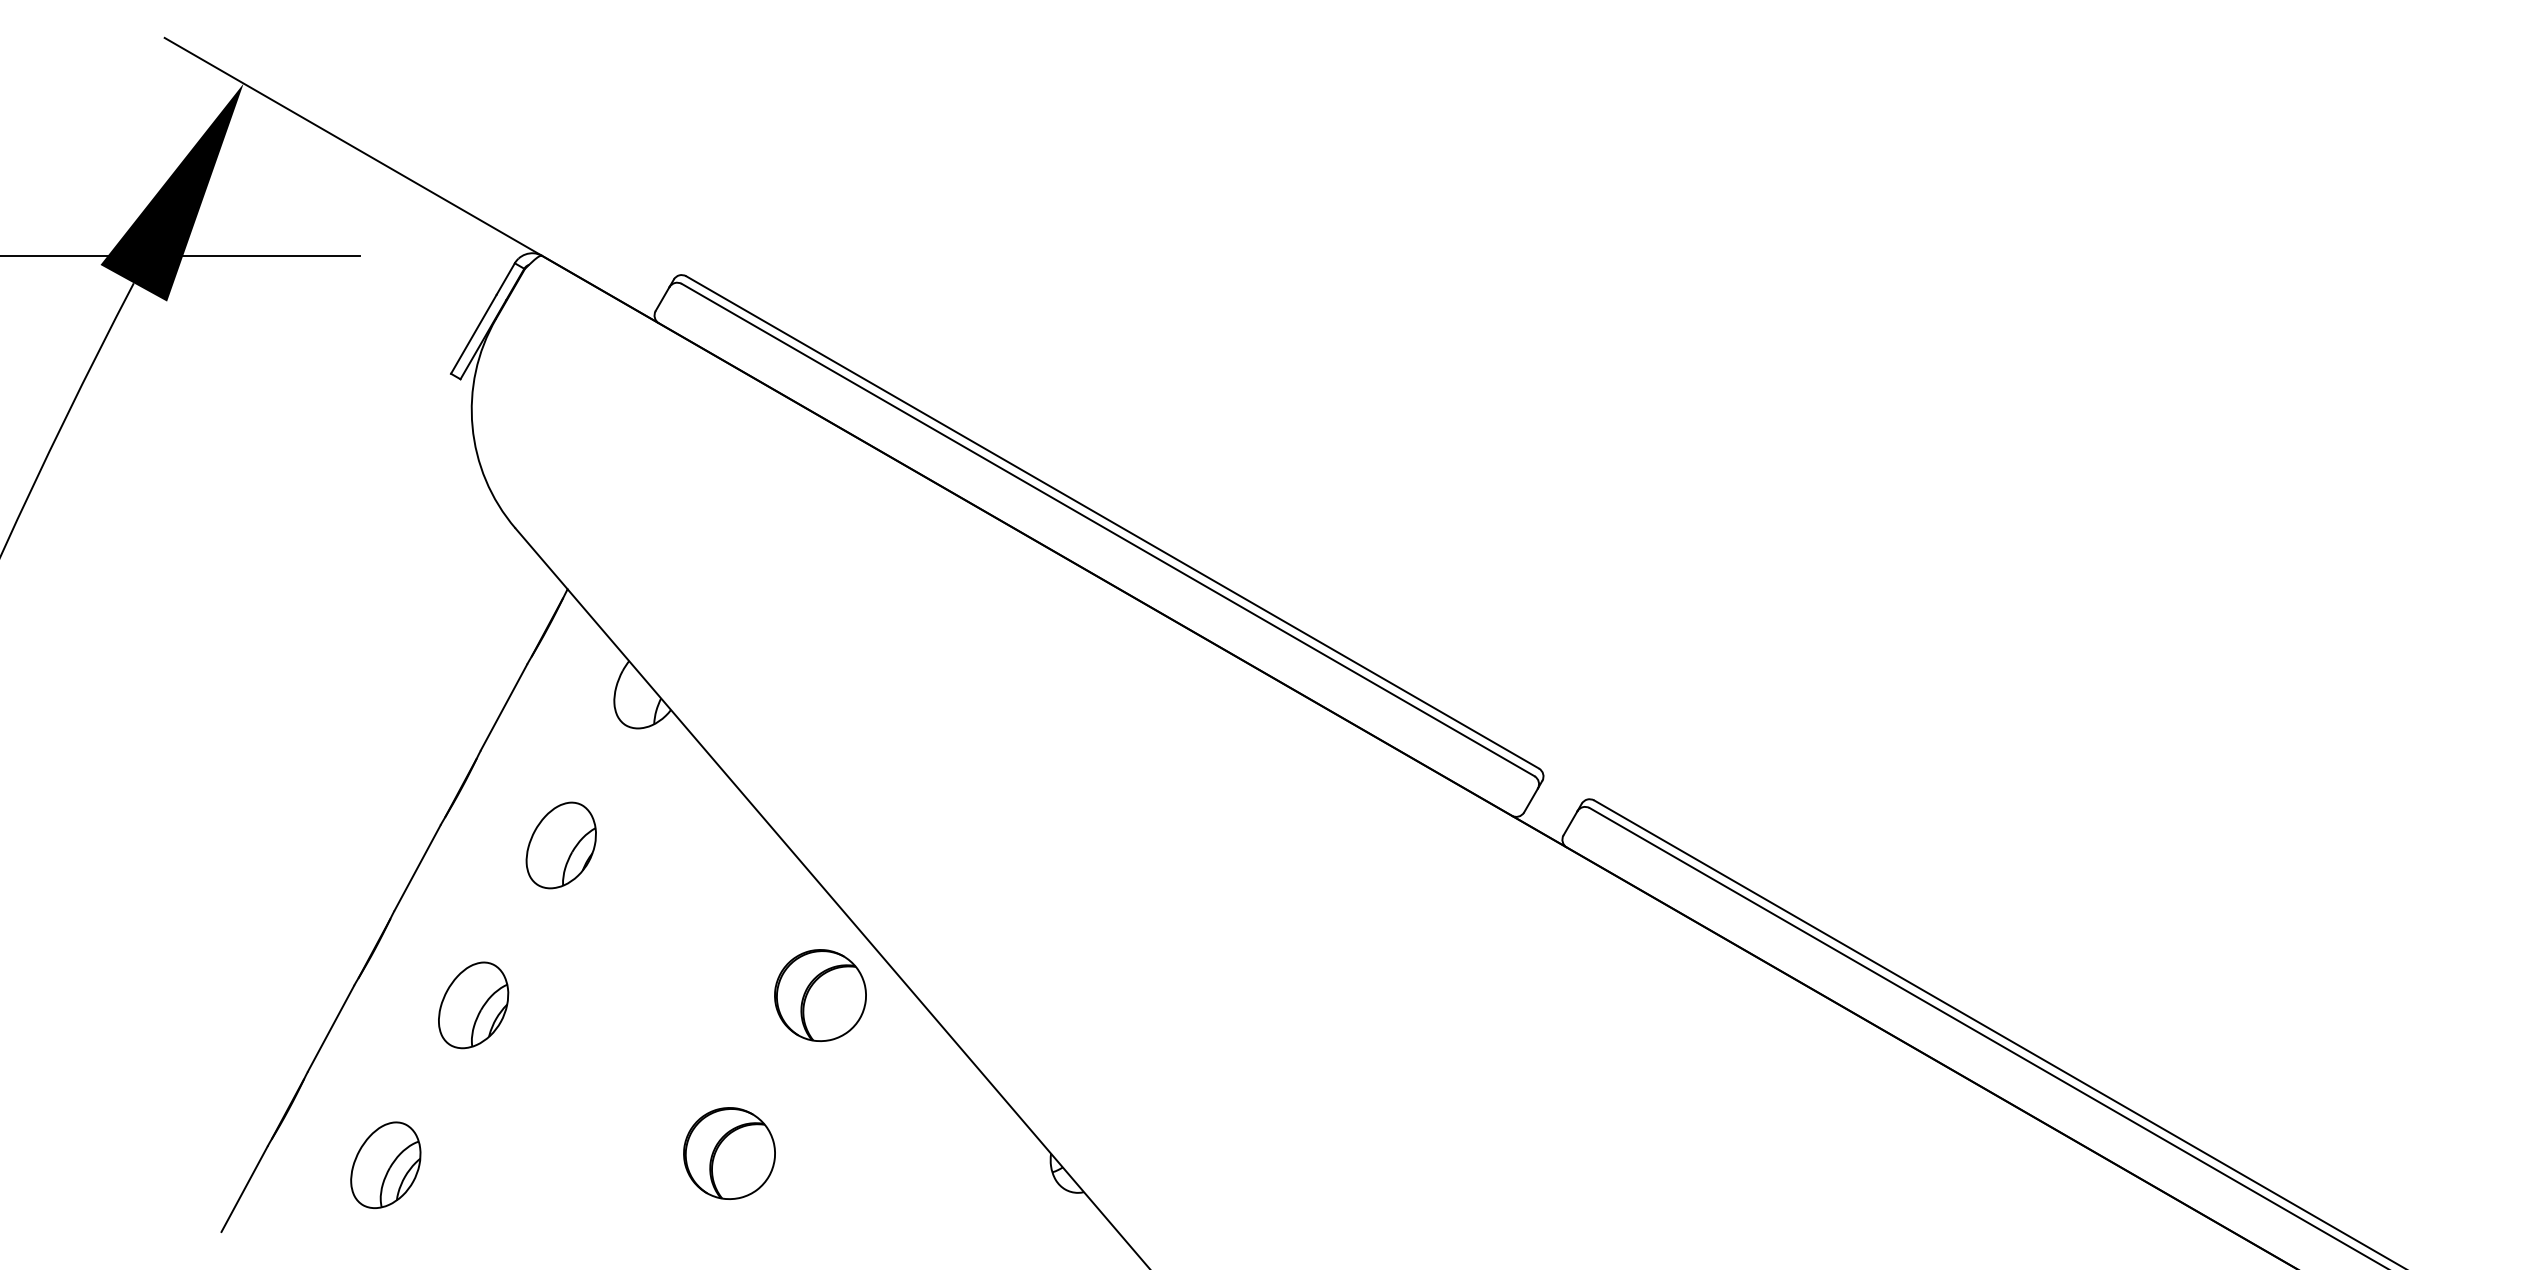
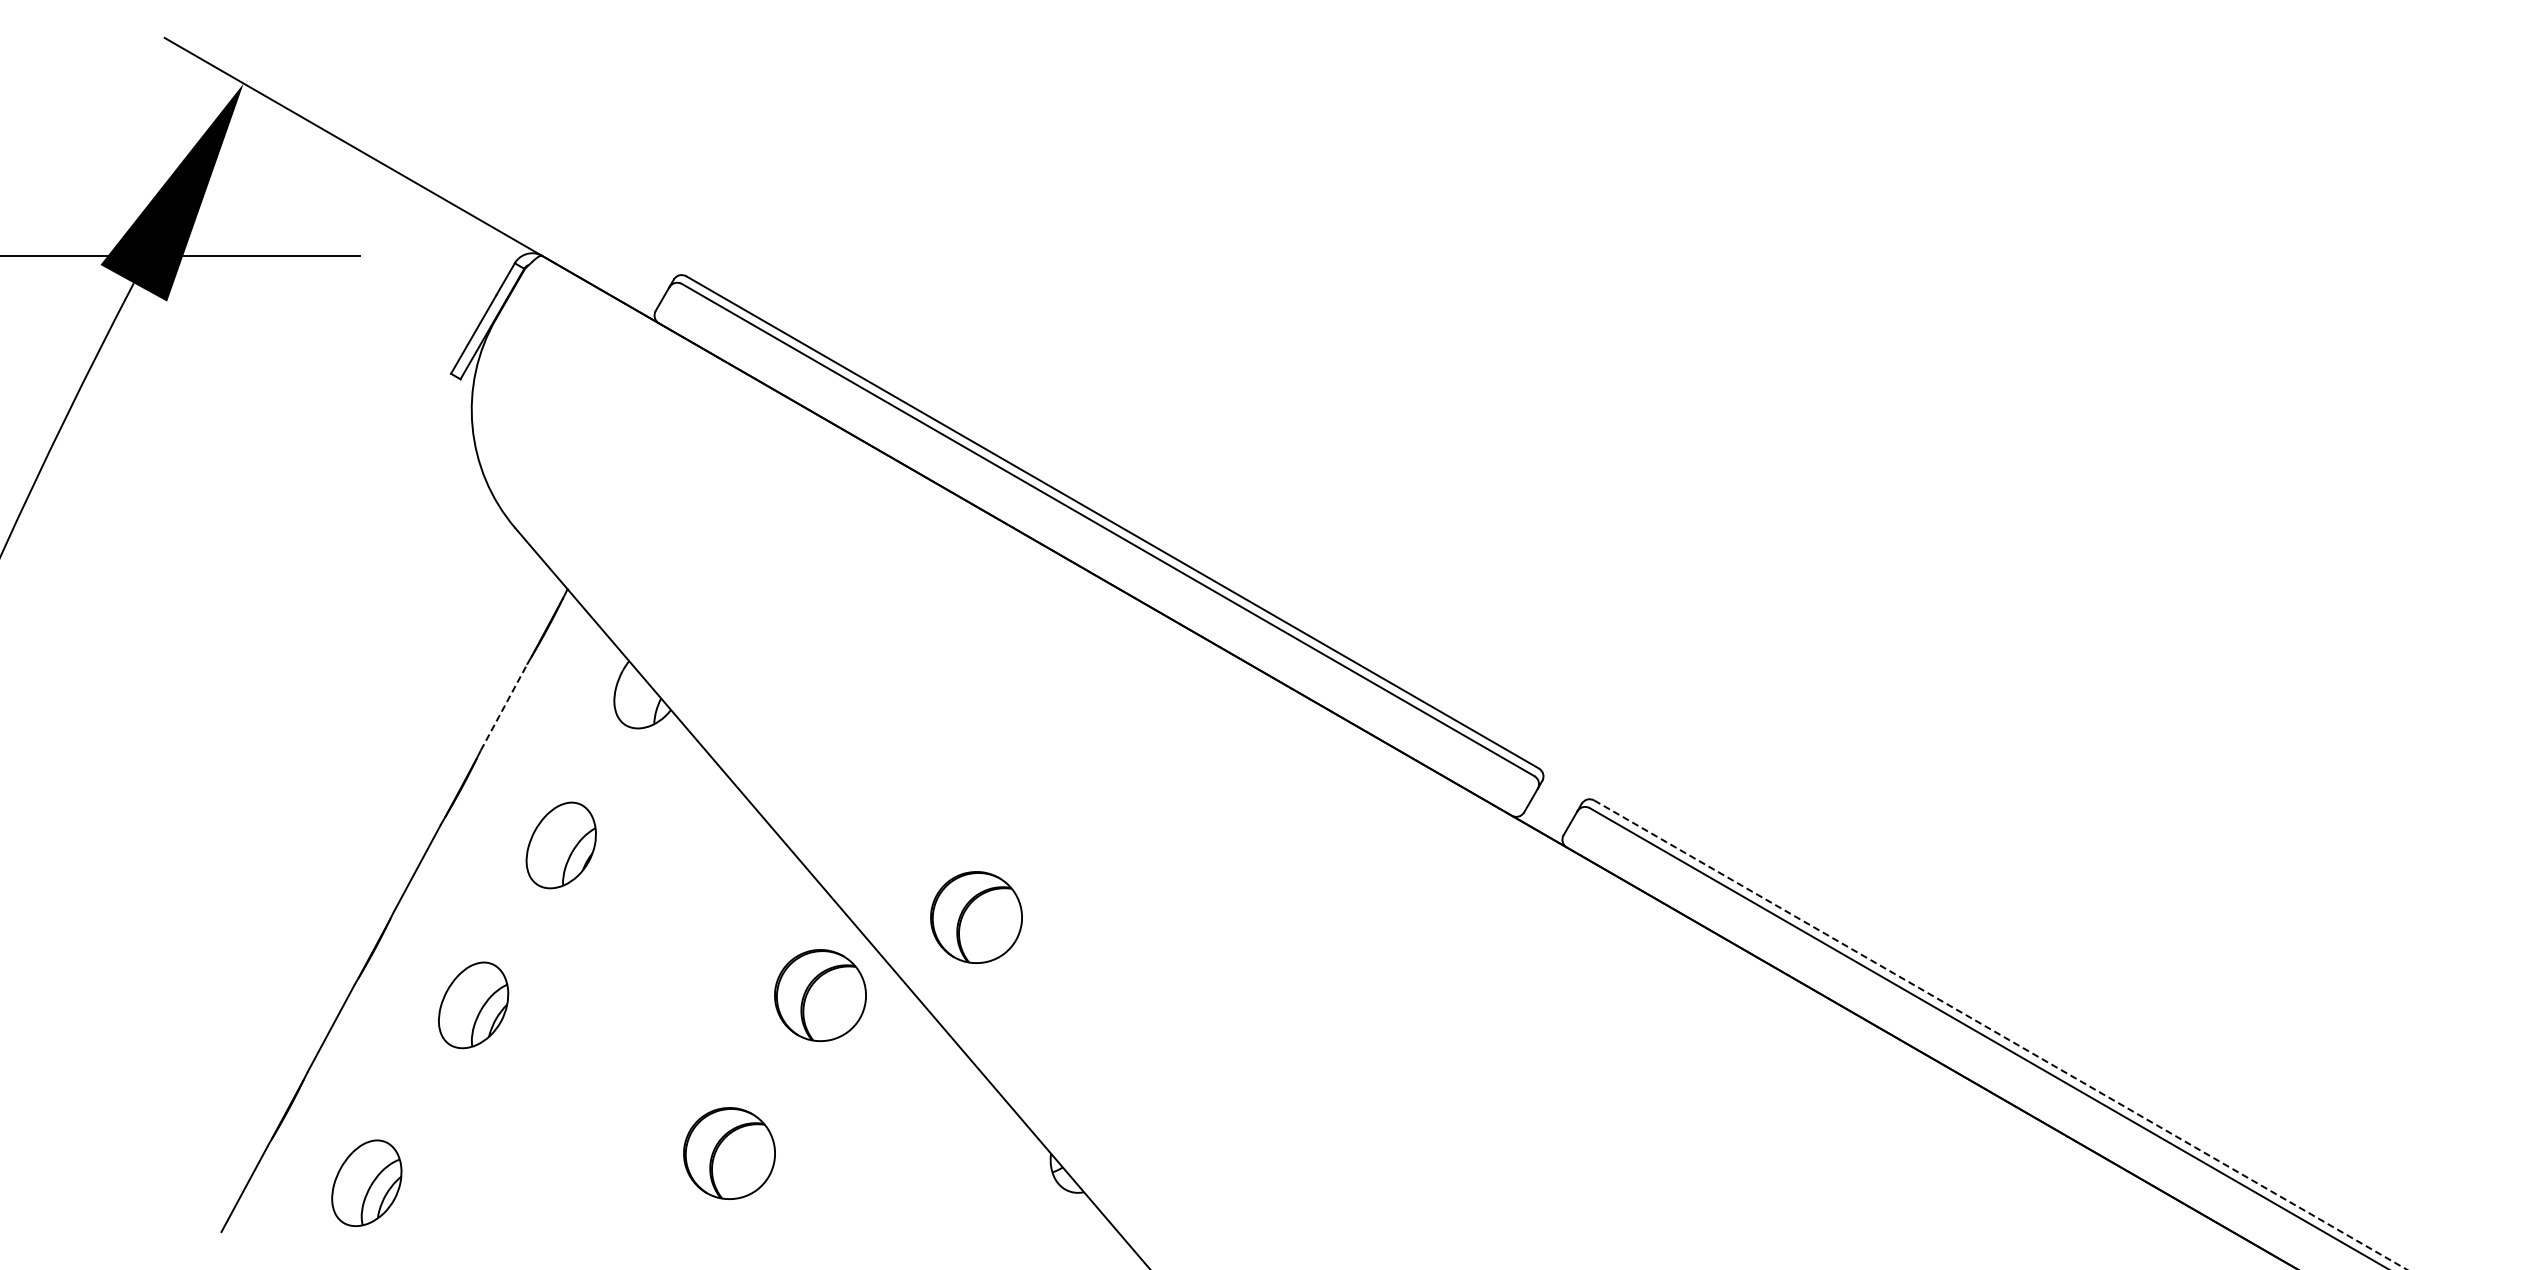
line: solid -> dashed (503, 707)
part: none -> present (976, 917)
line: solid -> dashed (2001, 1035)
part position: (385, 1164) -> (366, 1182) (366, 1182)
